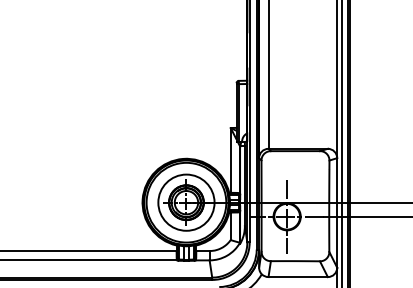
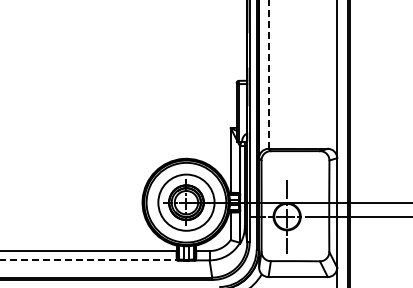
line: solid -> dashed (268, 74)
line: present -> none (341, 143)
line: solid -> dashed (89, 260)
